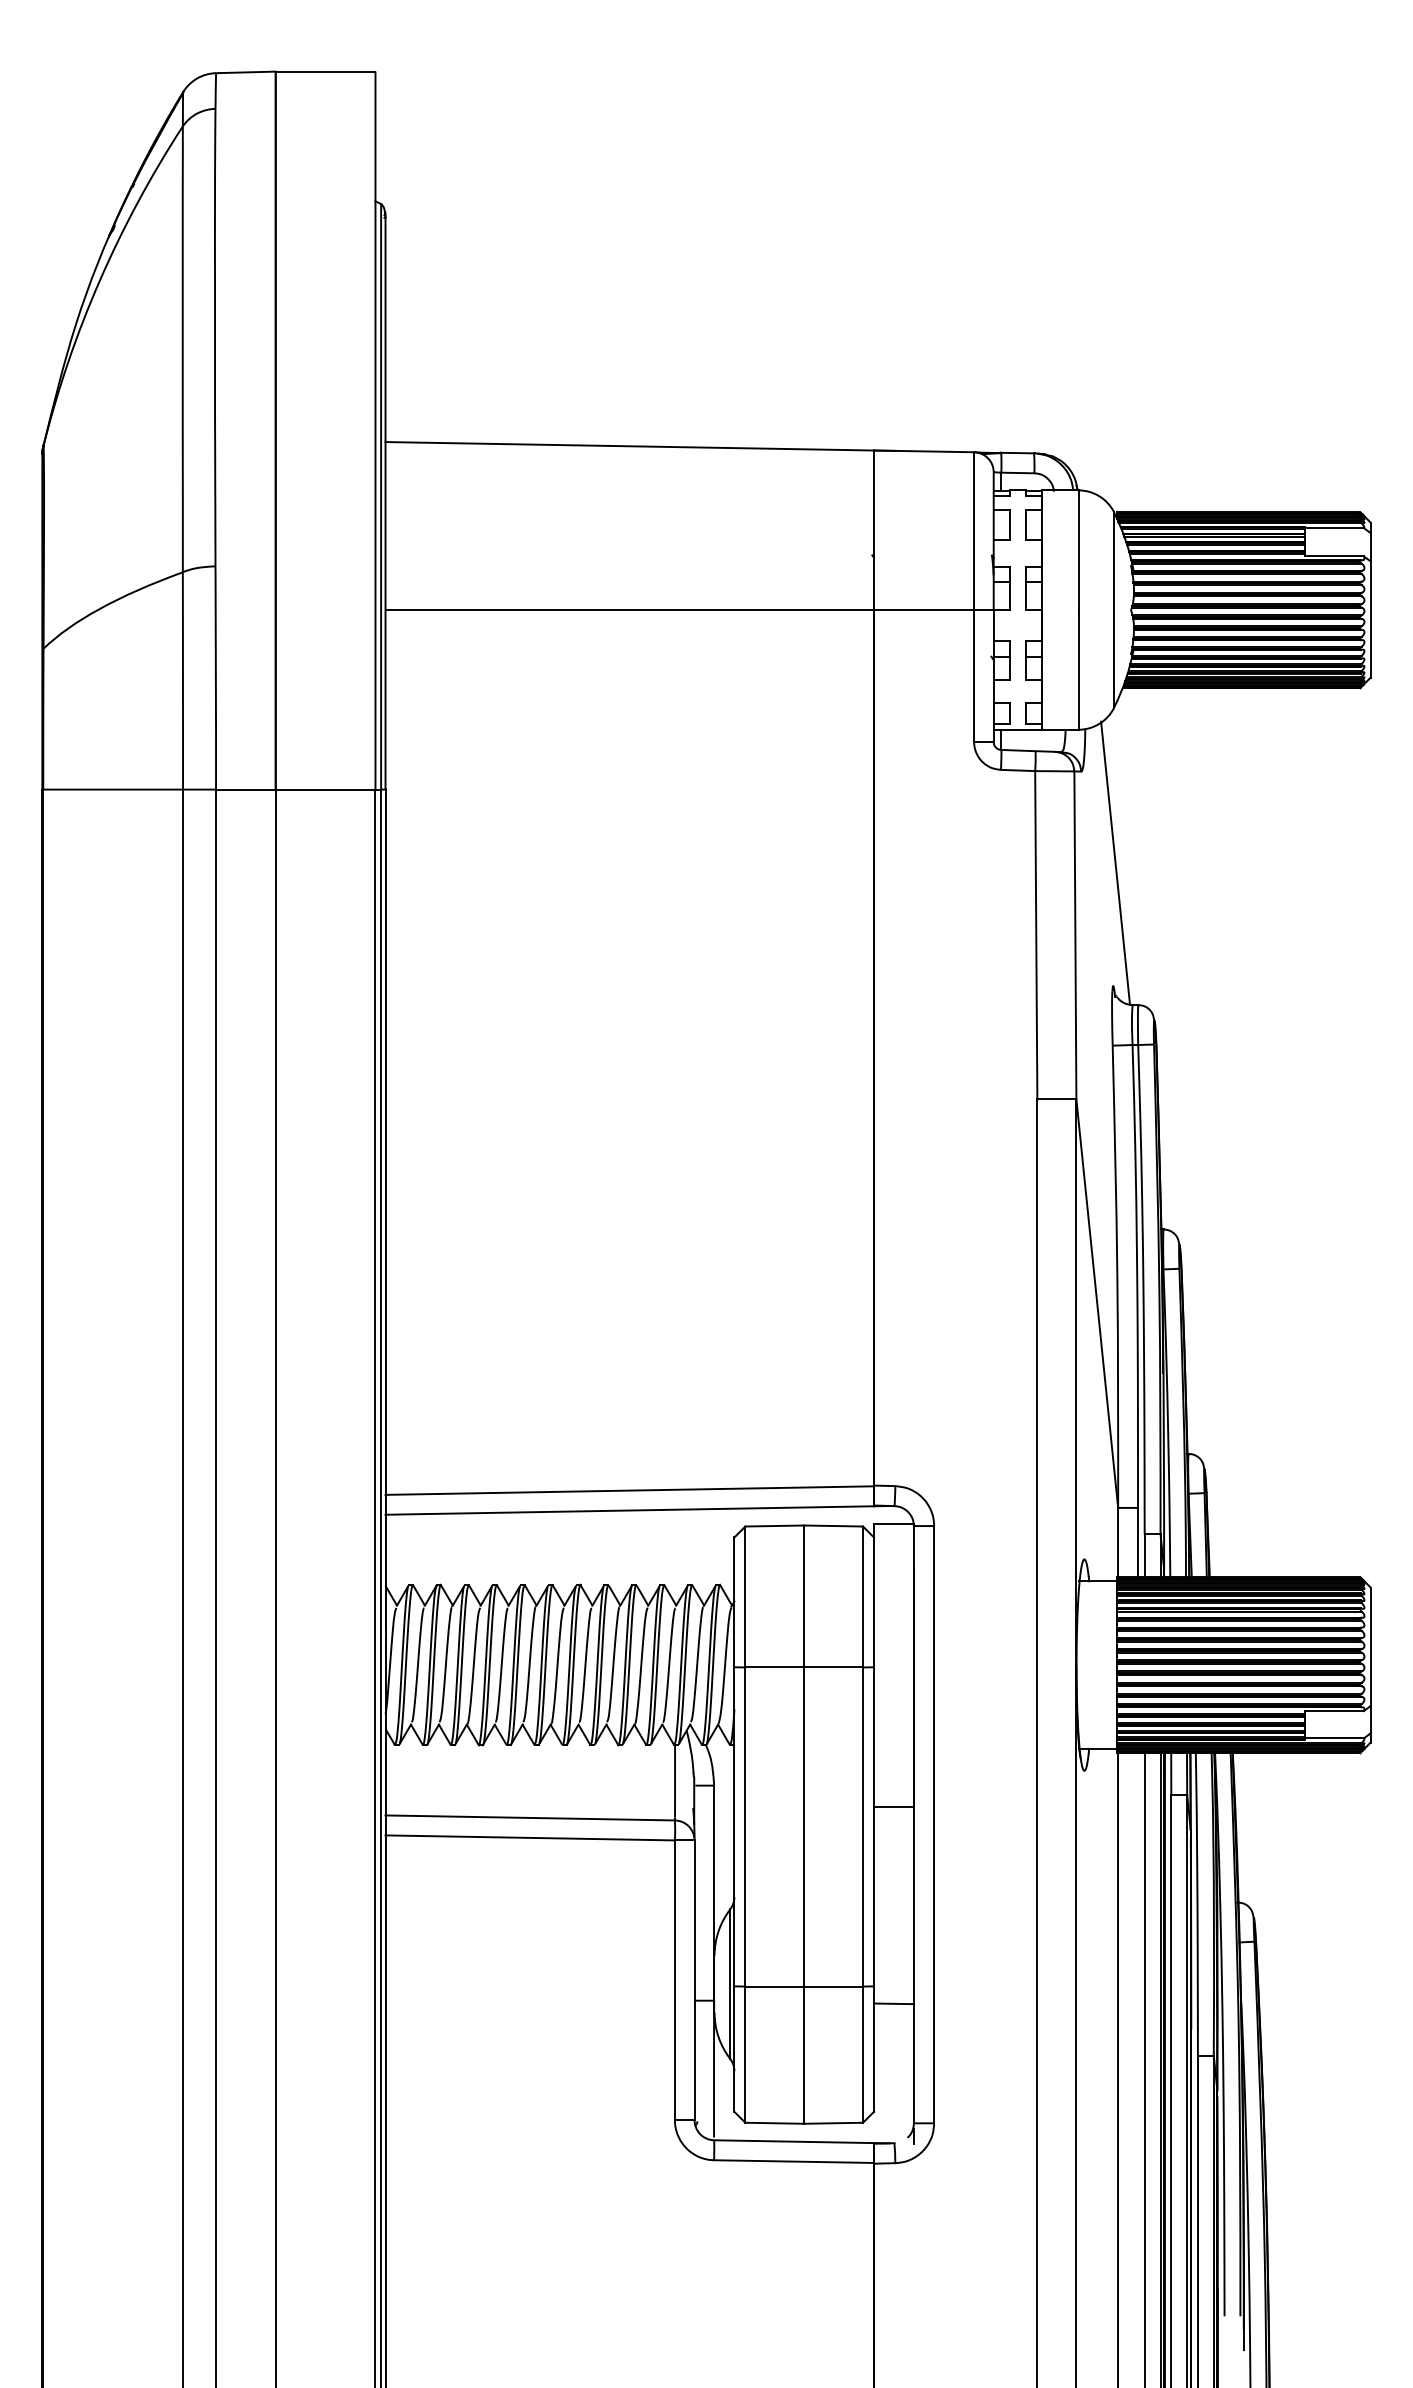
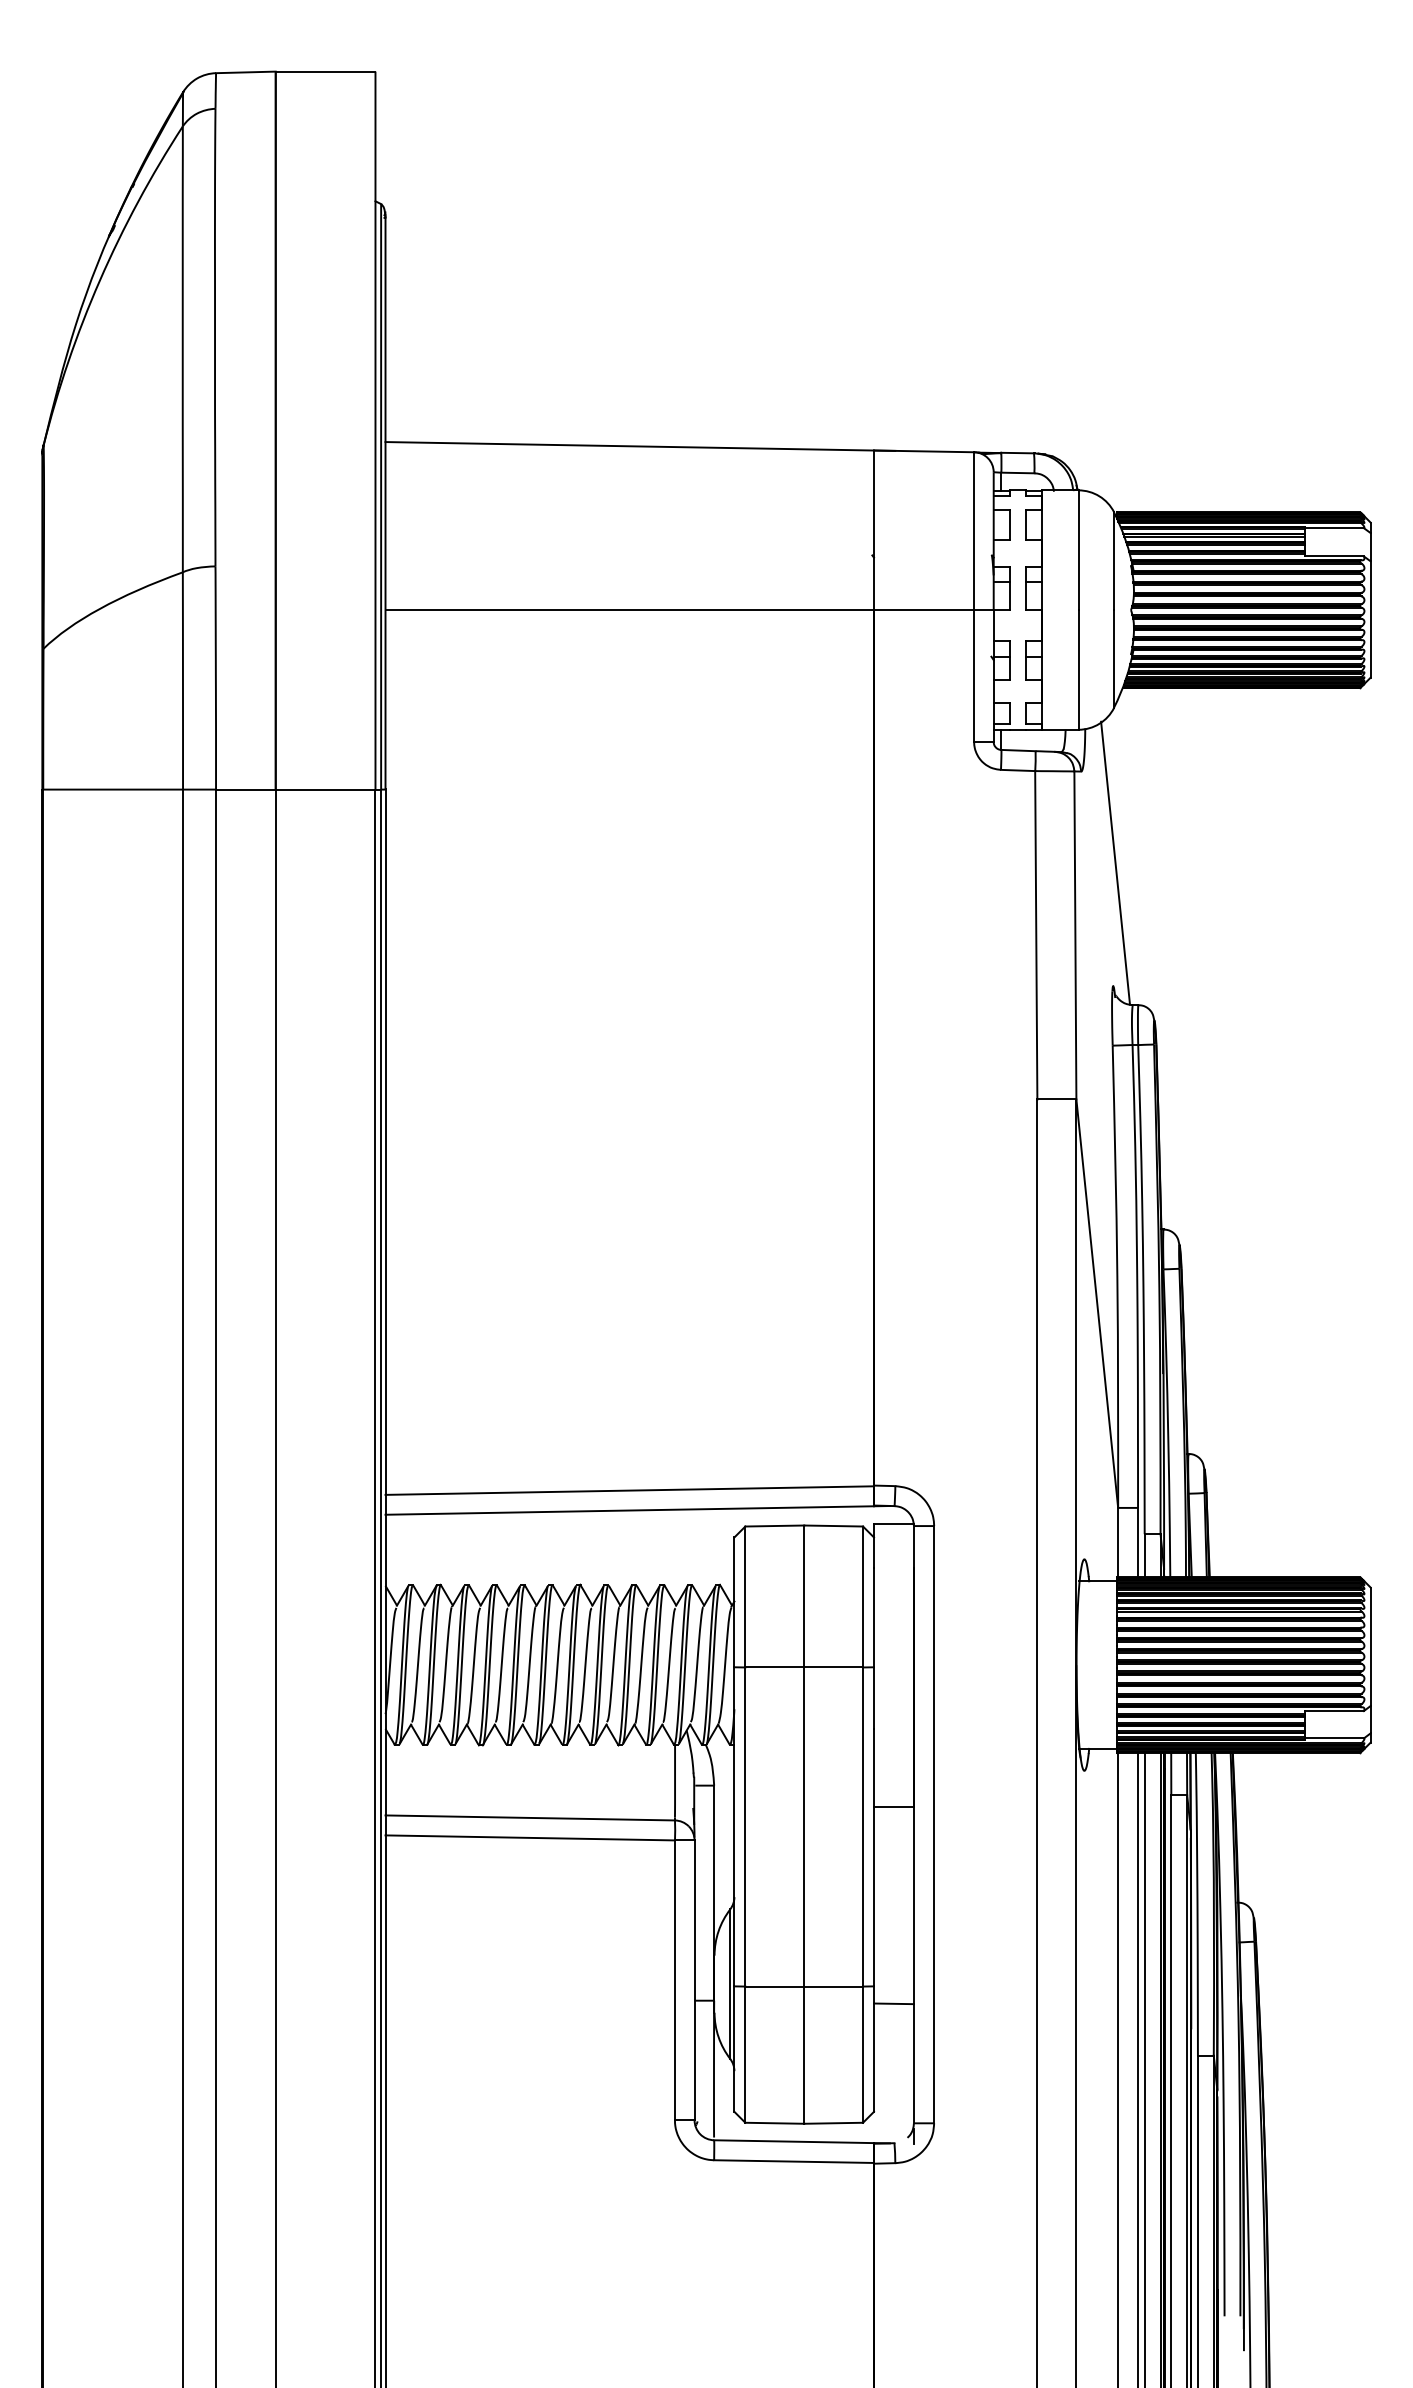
line: none -> present (1138, 2068)
